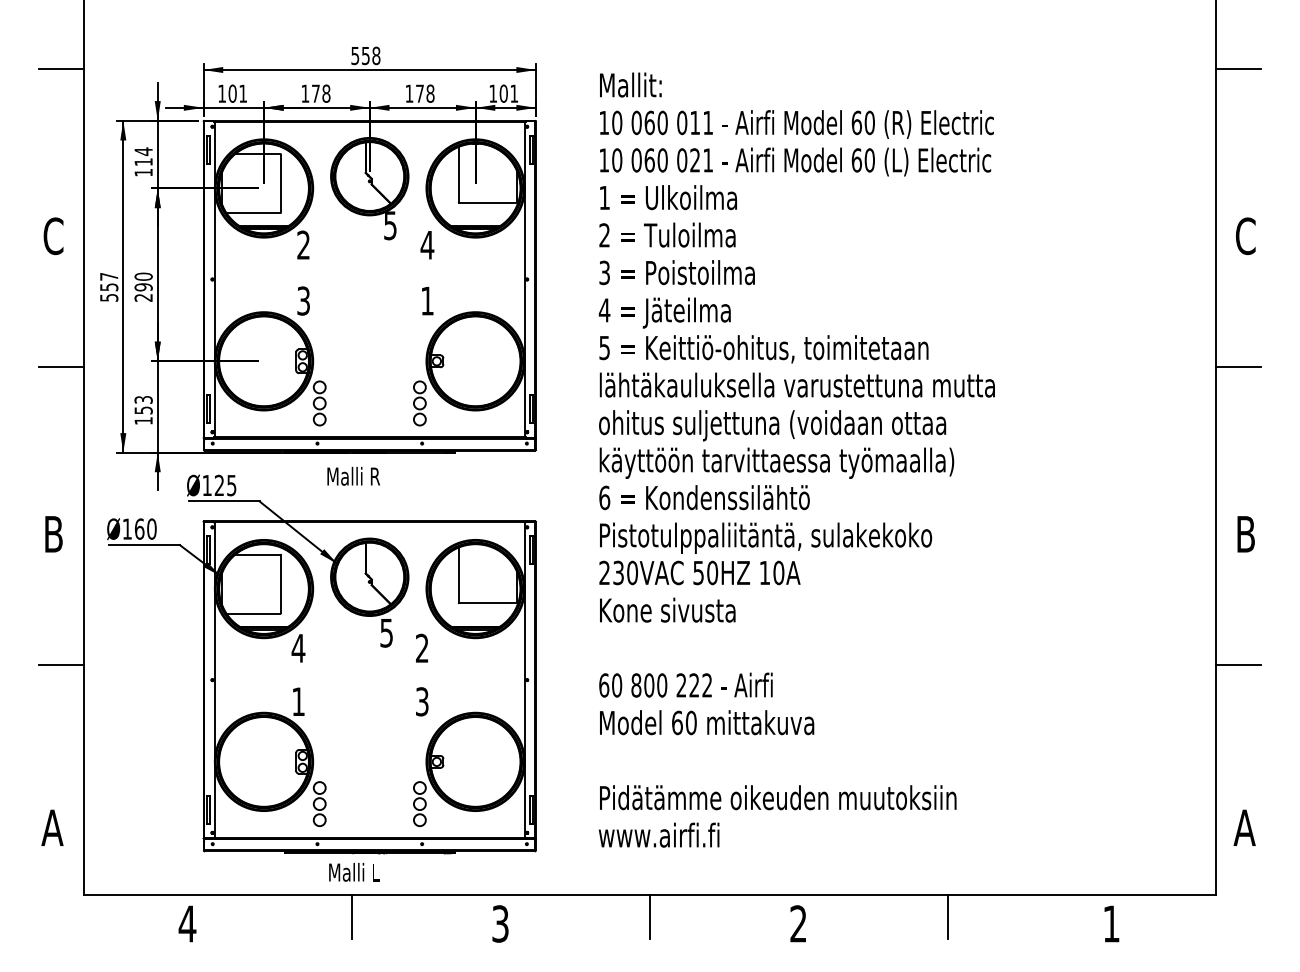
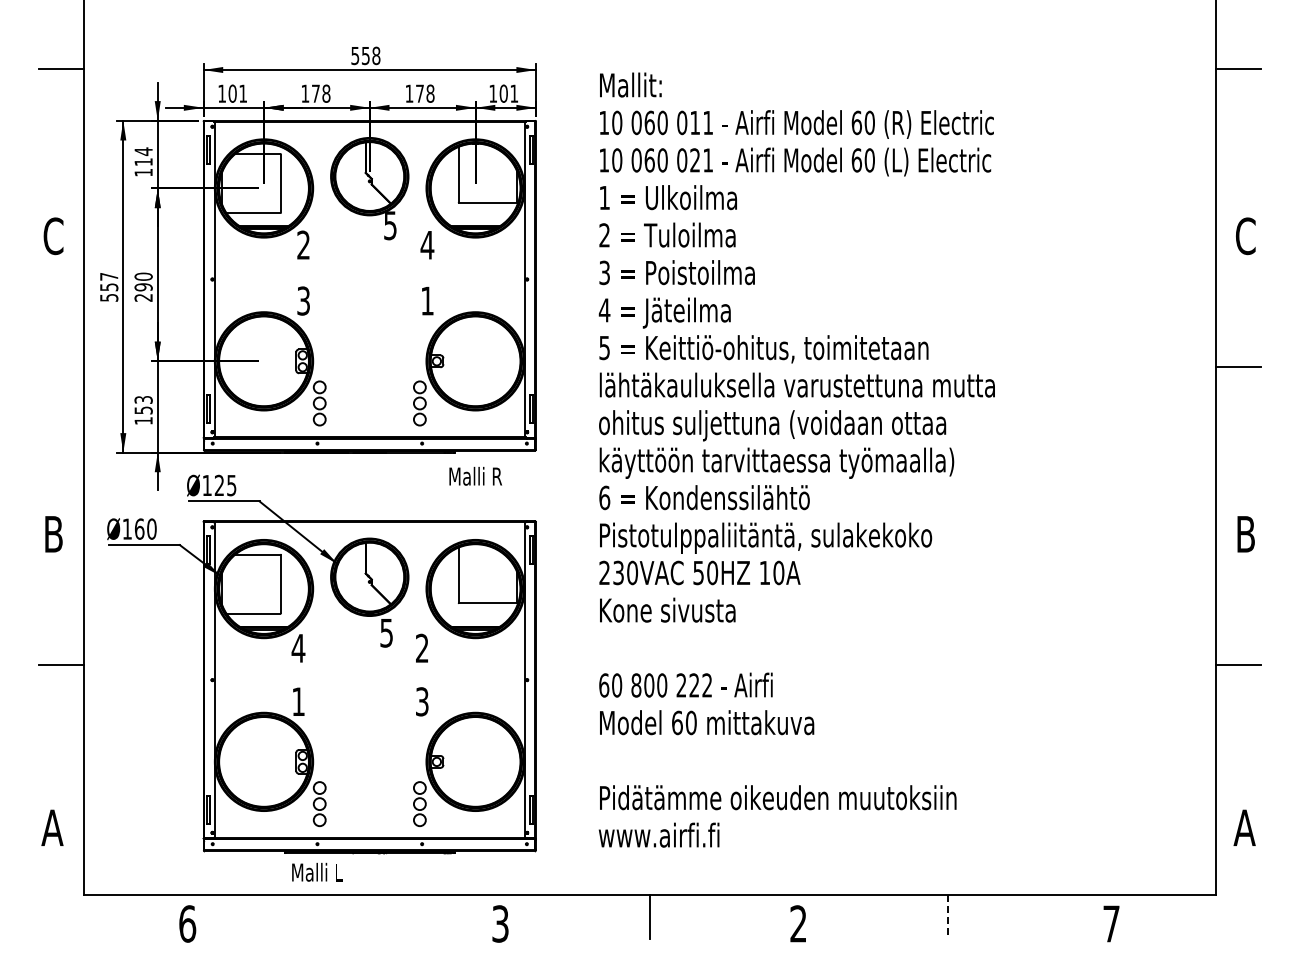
line: present -> none (60, 367)
text position: (353, 475) -> (475, 475) (475, 475)
text position: (354, 871) -> (317, 871) (317, 871)
line: present -> none (351, 916)
line: solid -> dashed (948, 917)
text: 4 -> 6 (187, 923)
text: 1 -> 7 (1111, 923)
